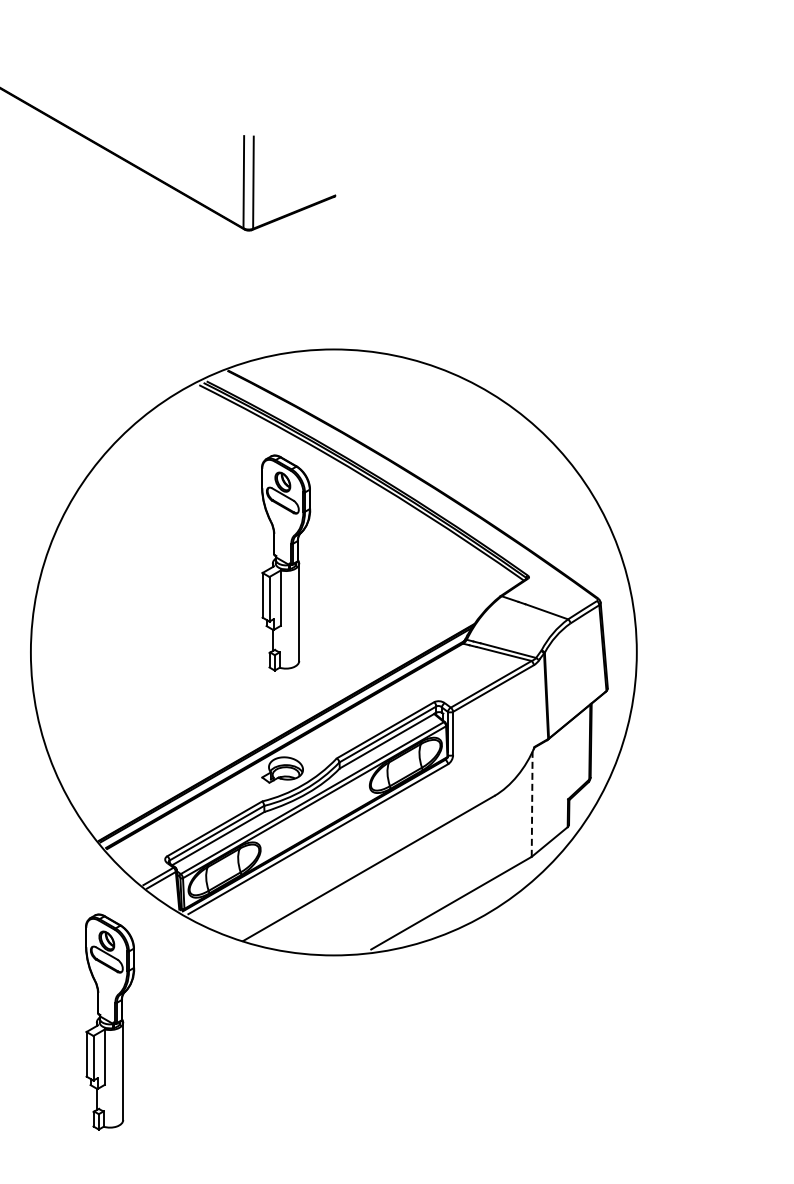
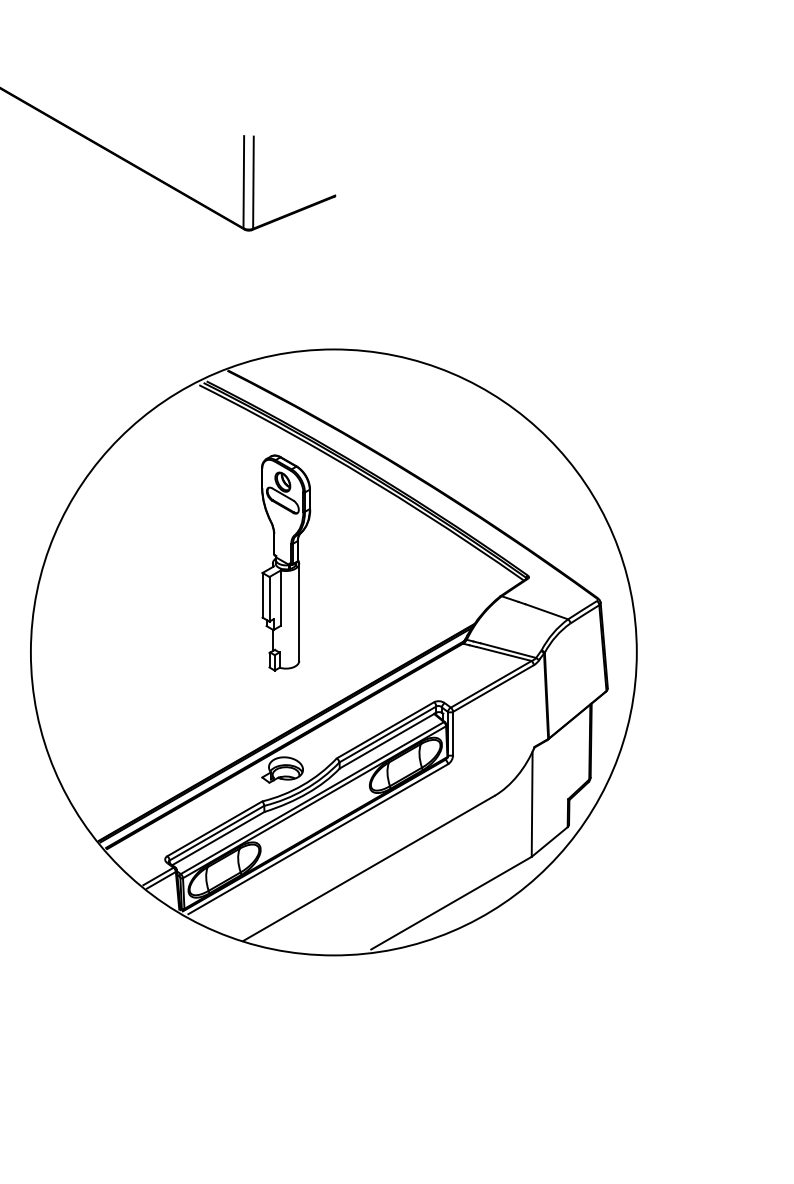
line: dashed -> solid (532, 804)
part: present -> none (110, 1021)
